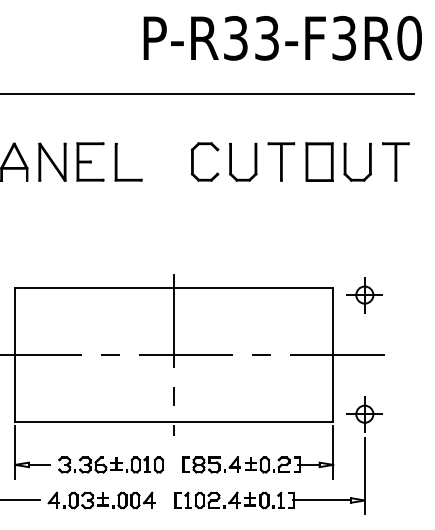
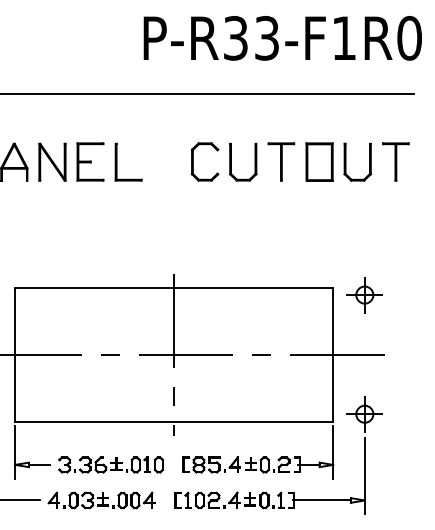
text: P-R33-F3R0 -> P-R33-F1R0 (343, 38)
